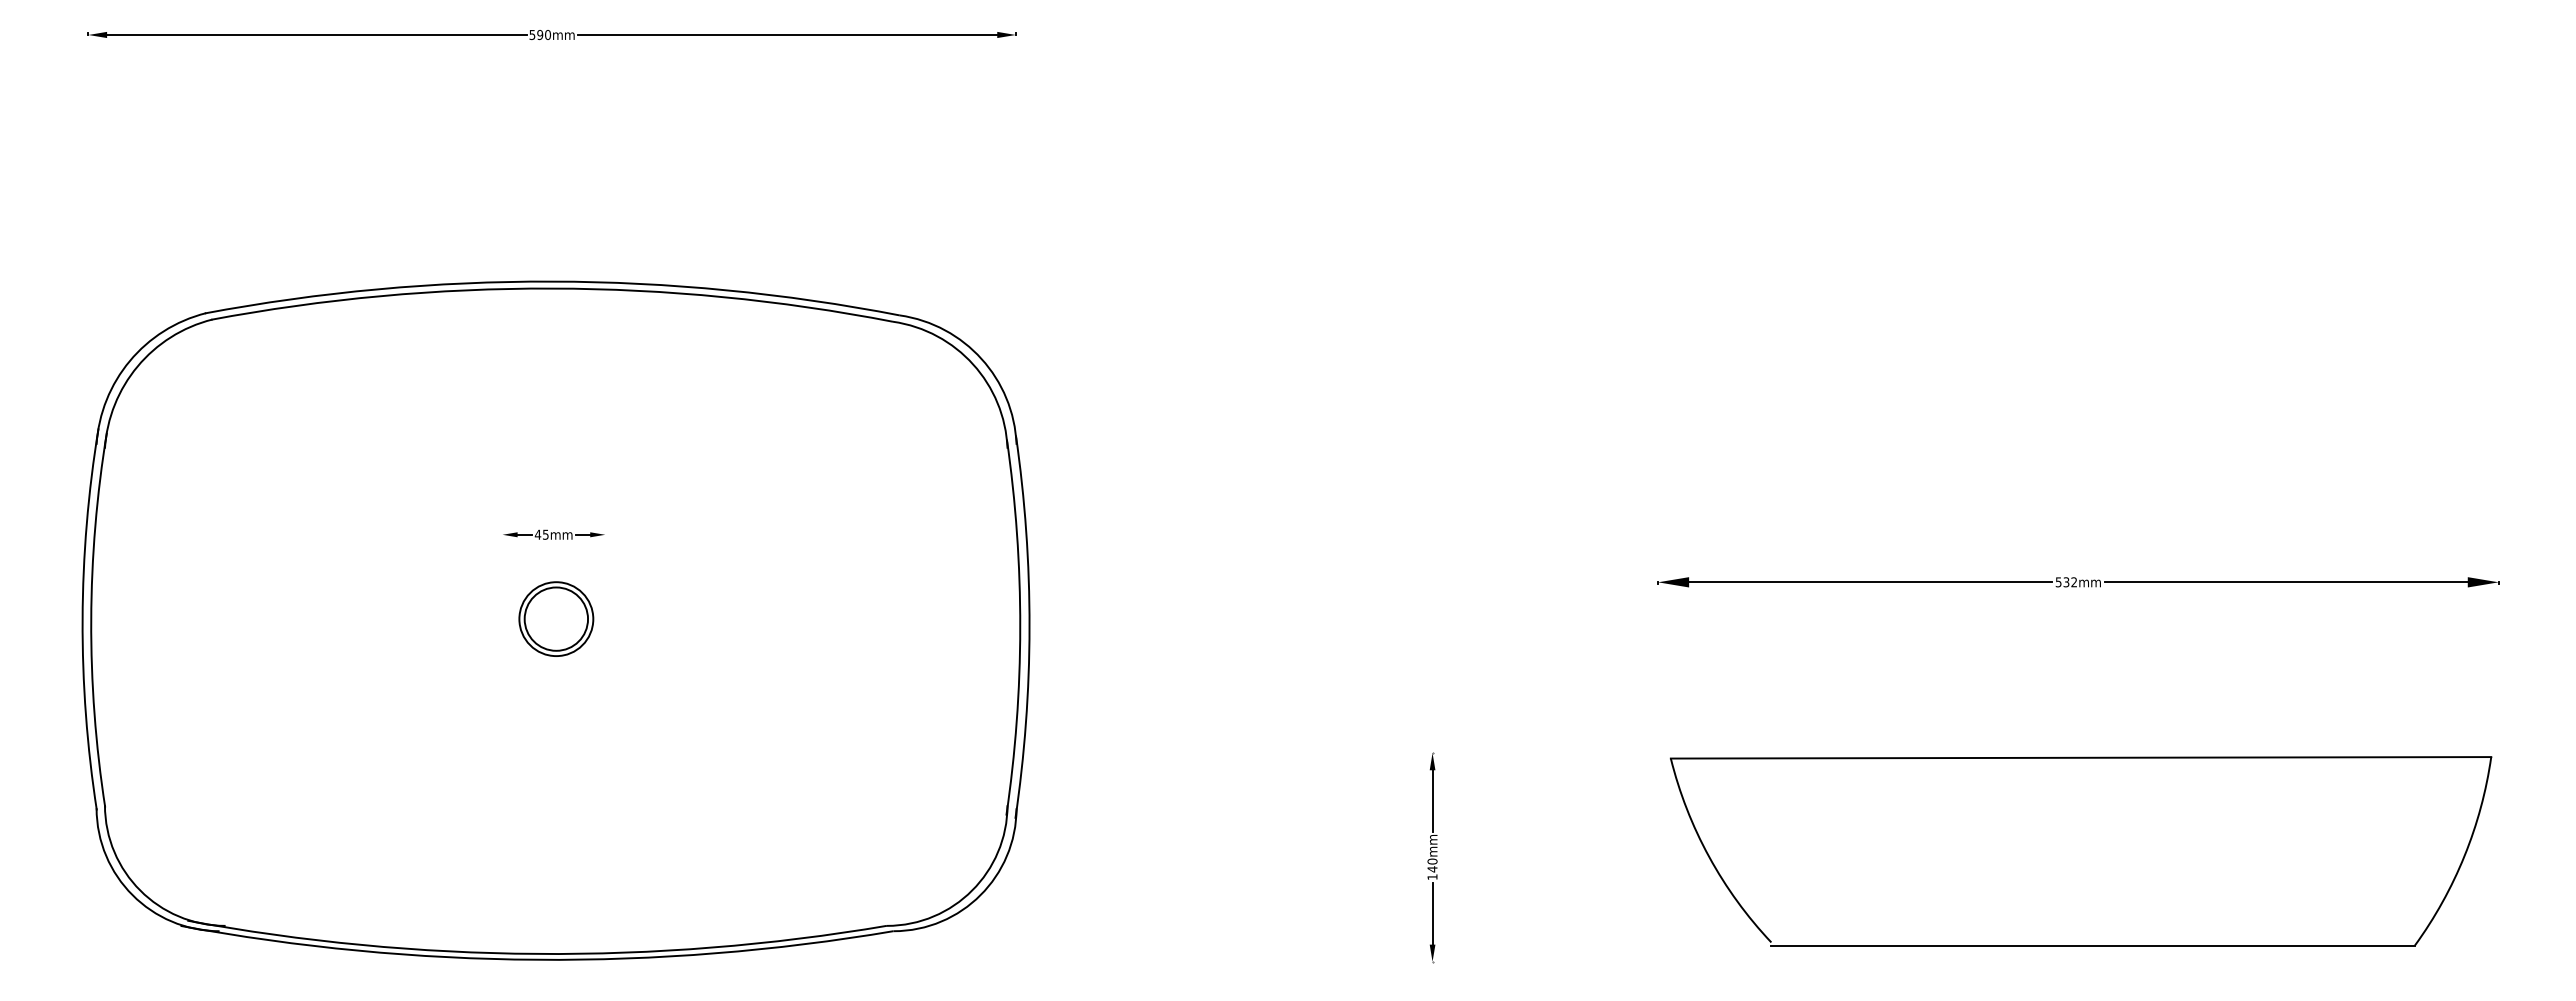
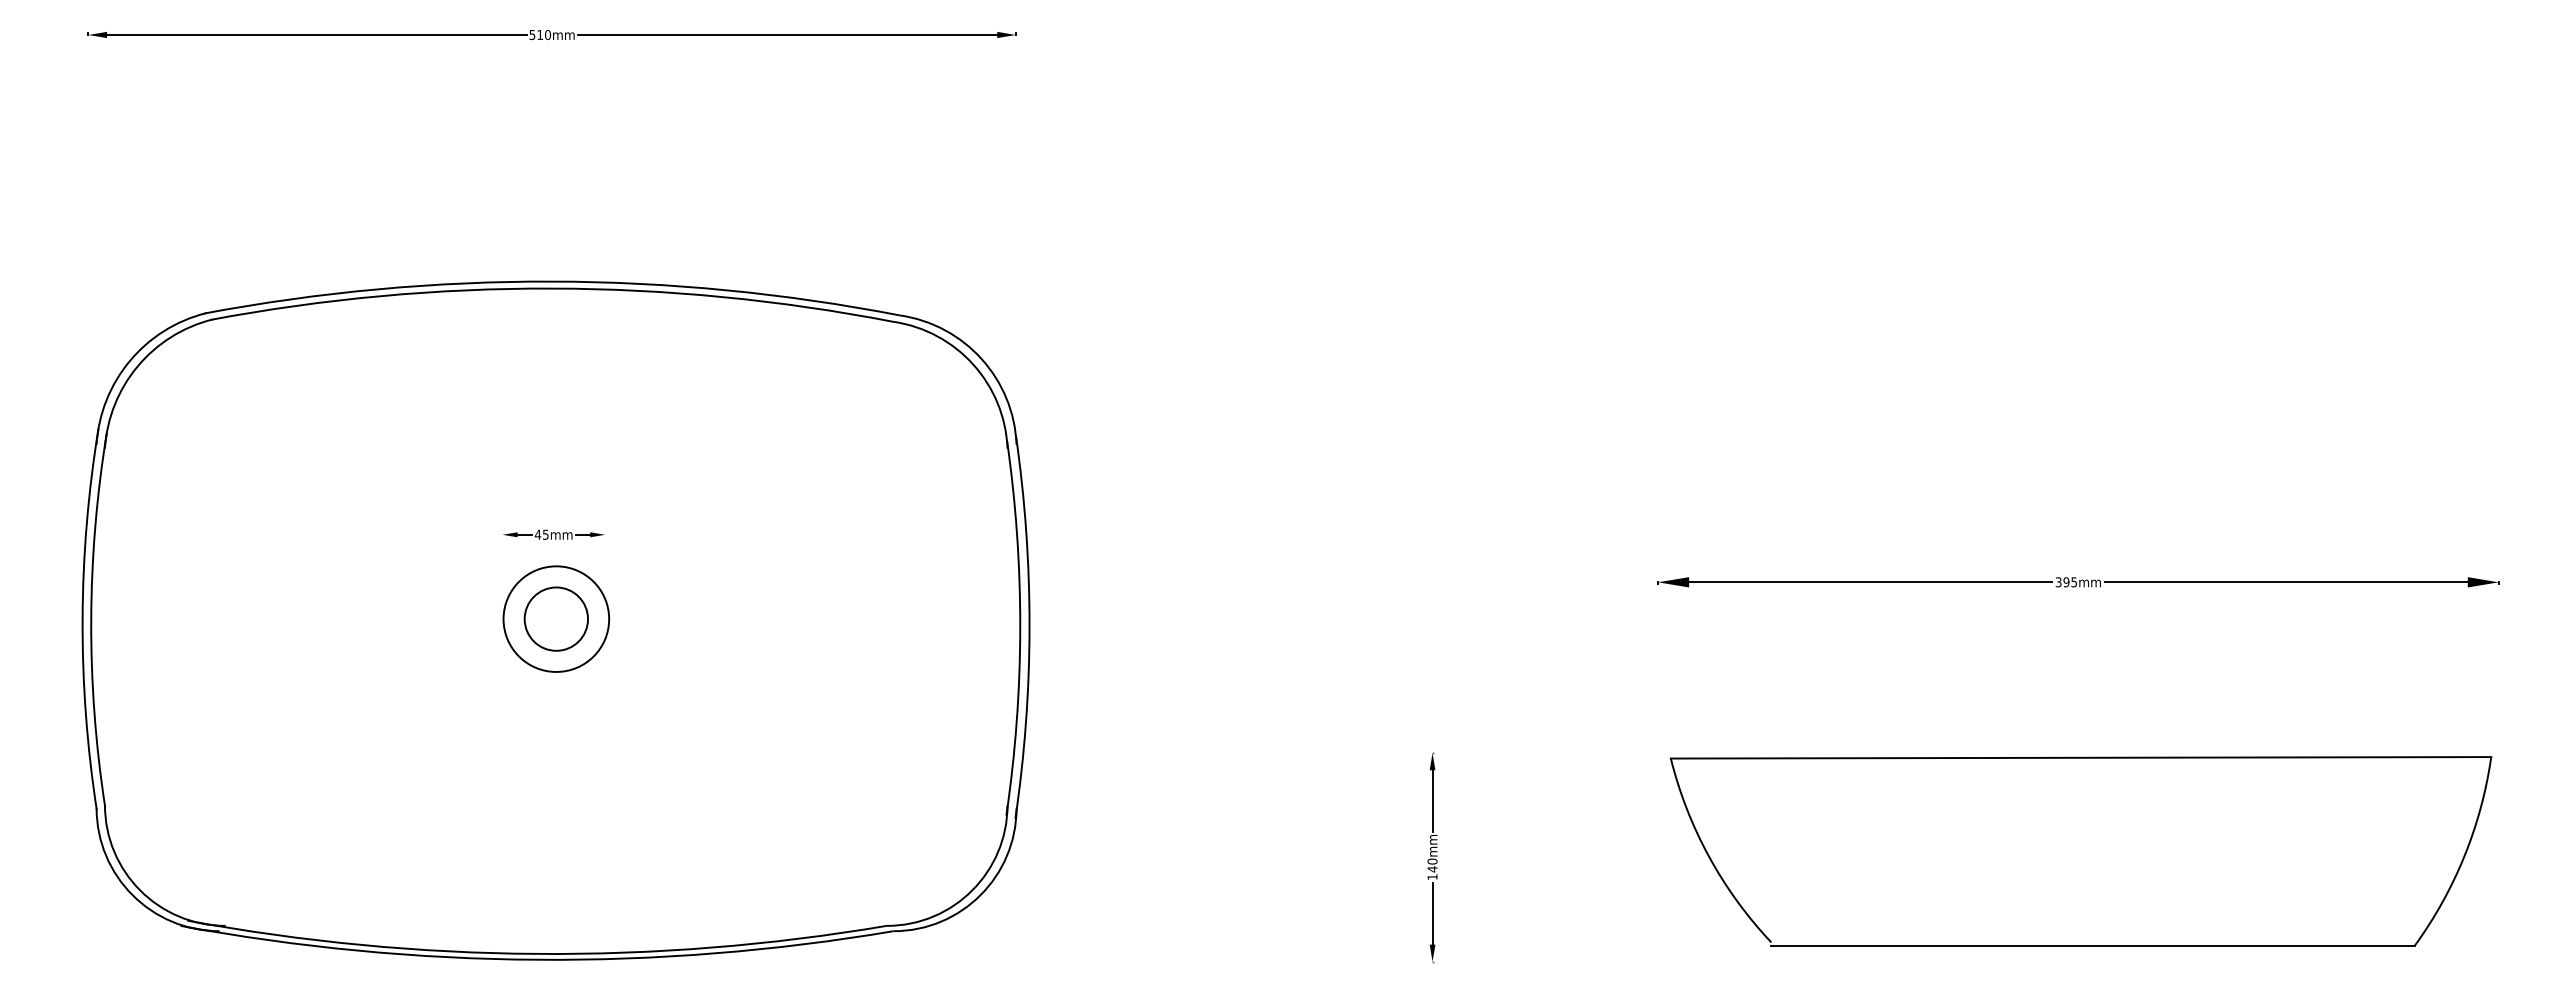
text: 590mm -> 510mm (540, 35)
text: 532mm -> 395mm (2066, 582)
circle diameter: 74 px -> 106 px (556, 618)
